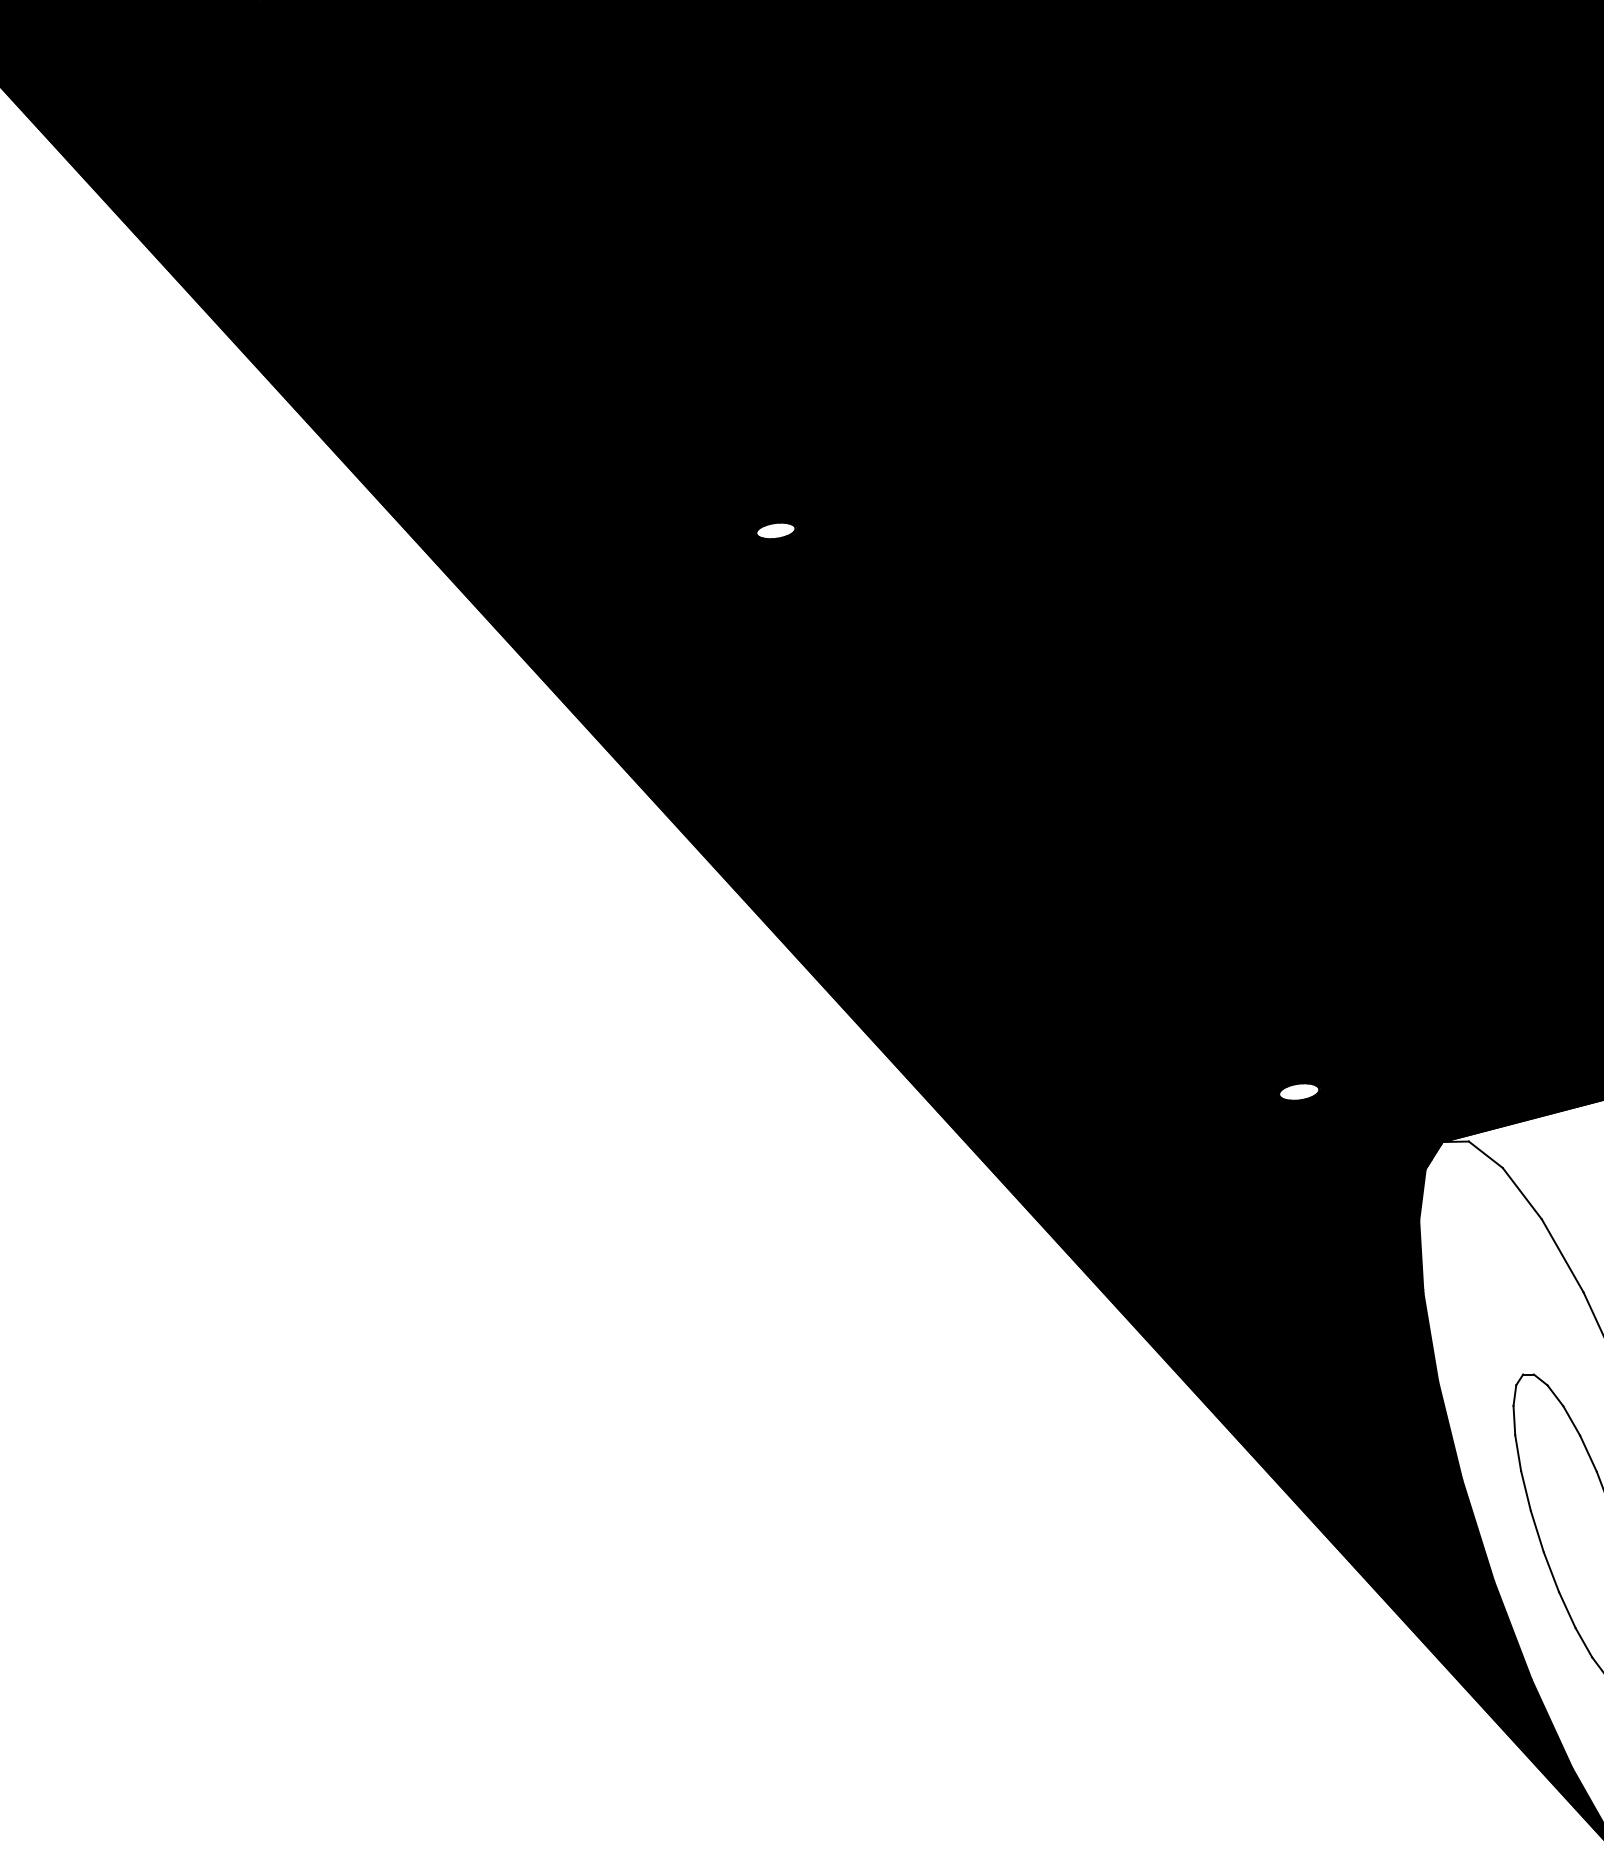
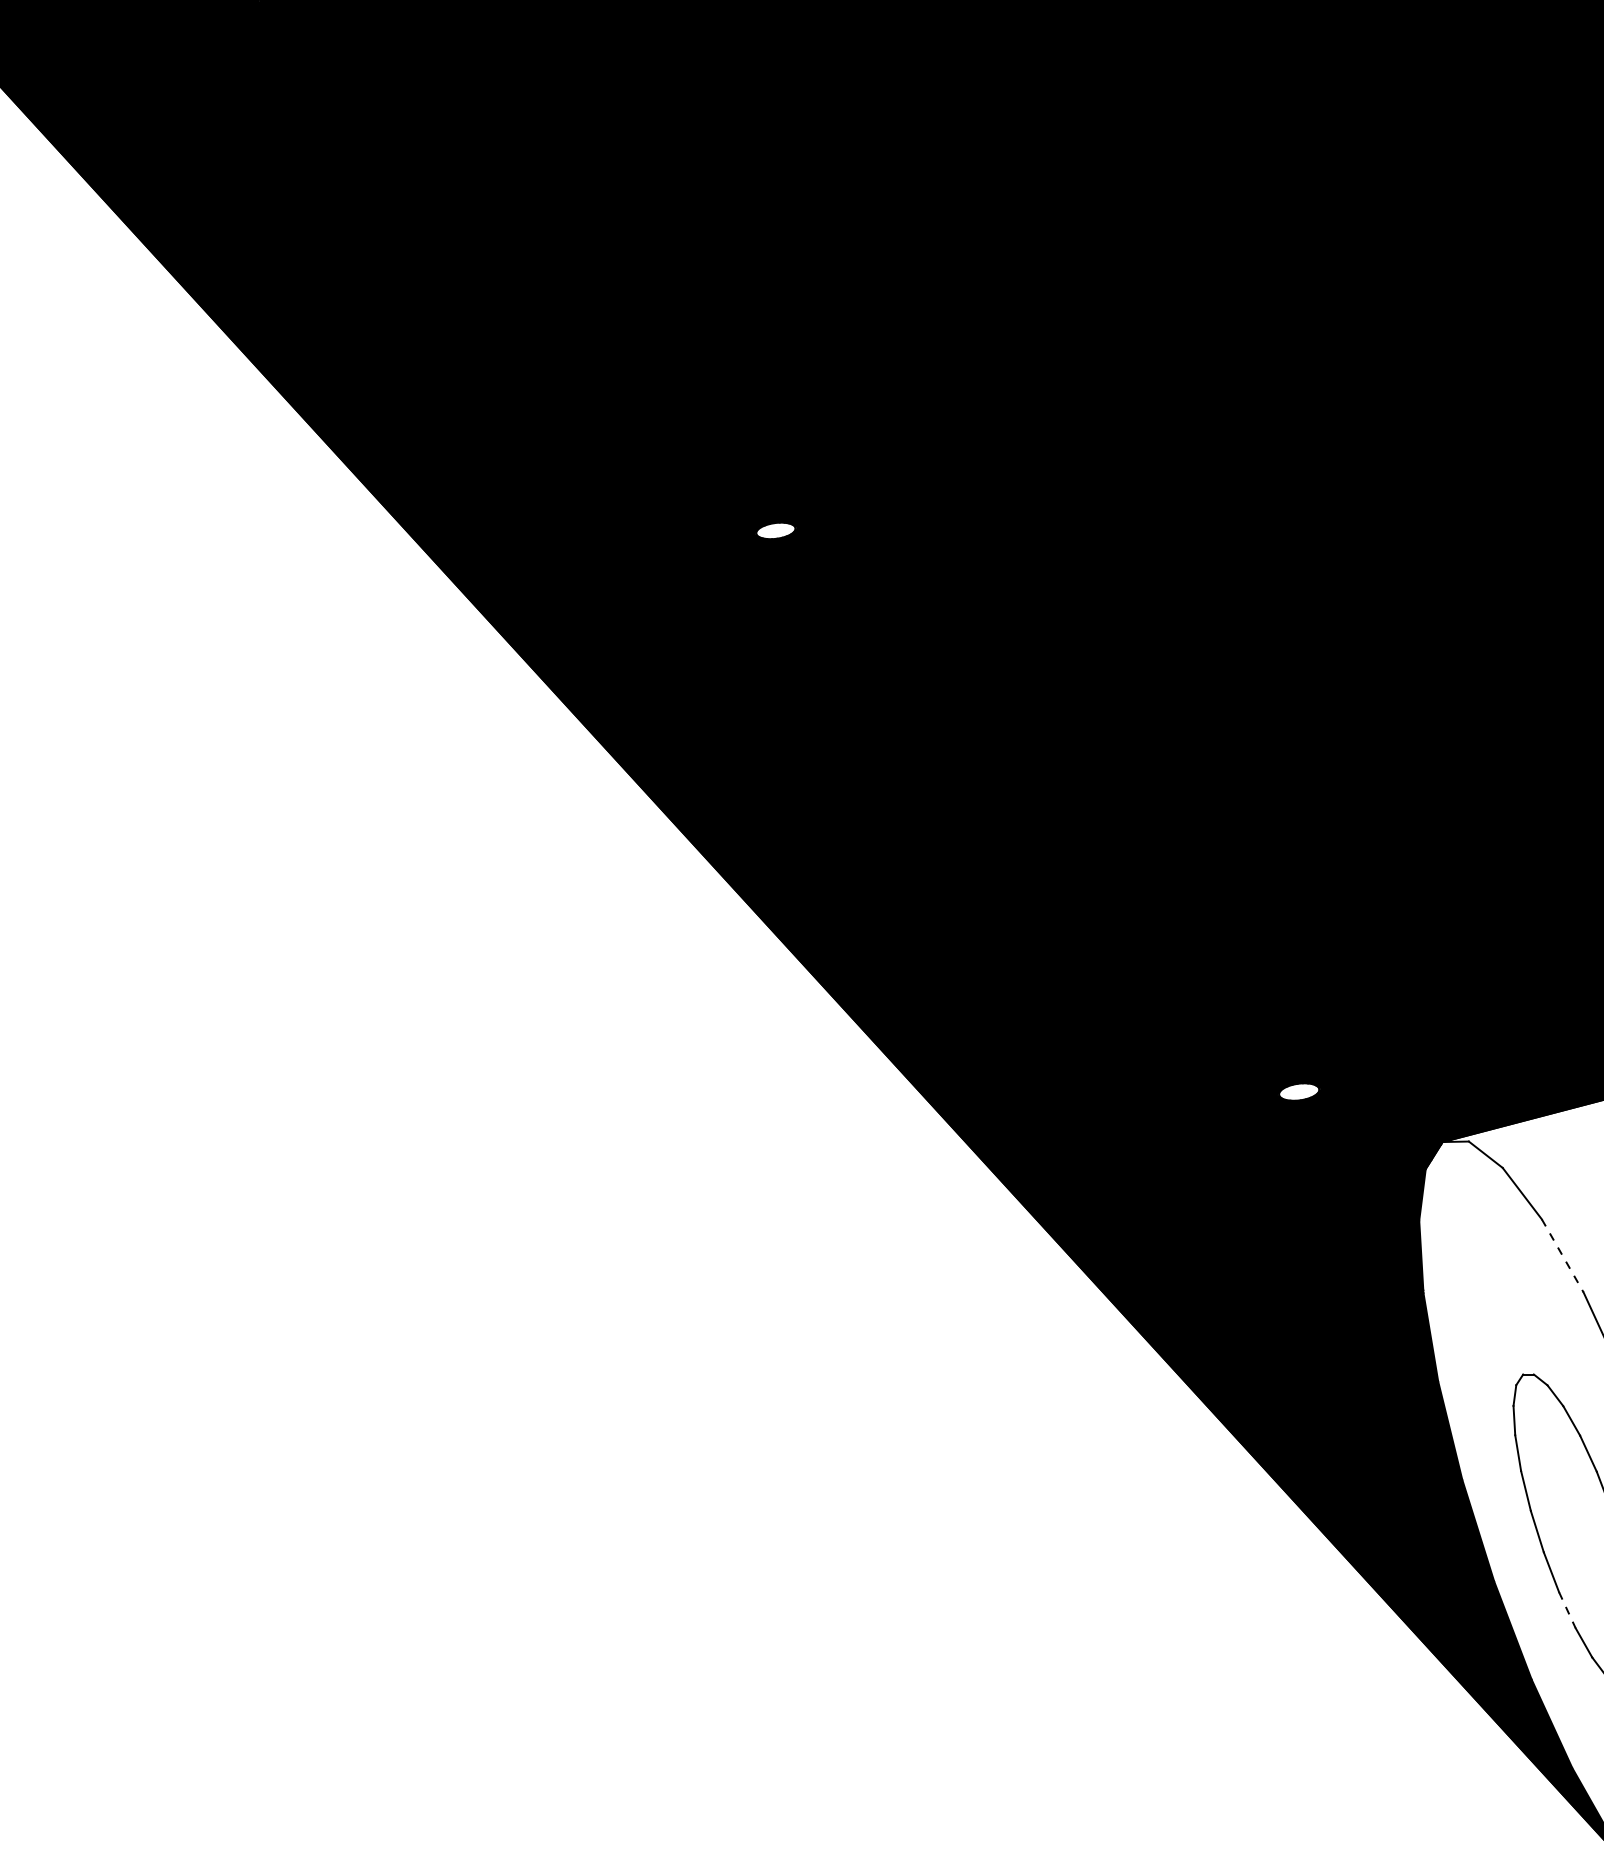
line: solid -> dashed (1562, 1256)
line: solid -> dashed (1567, 1610)
